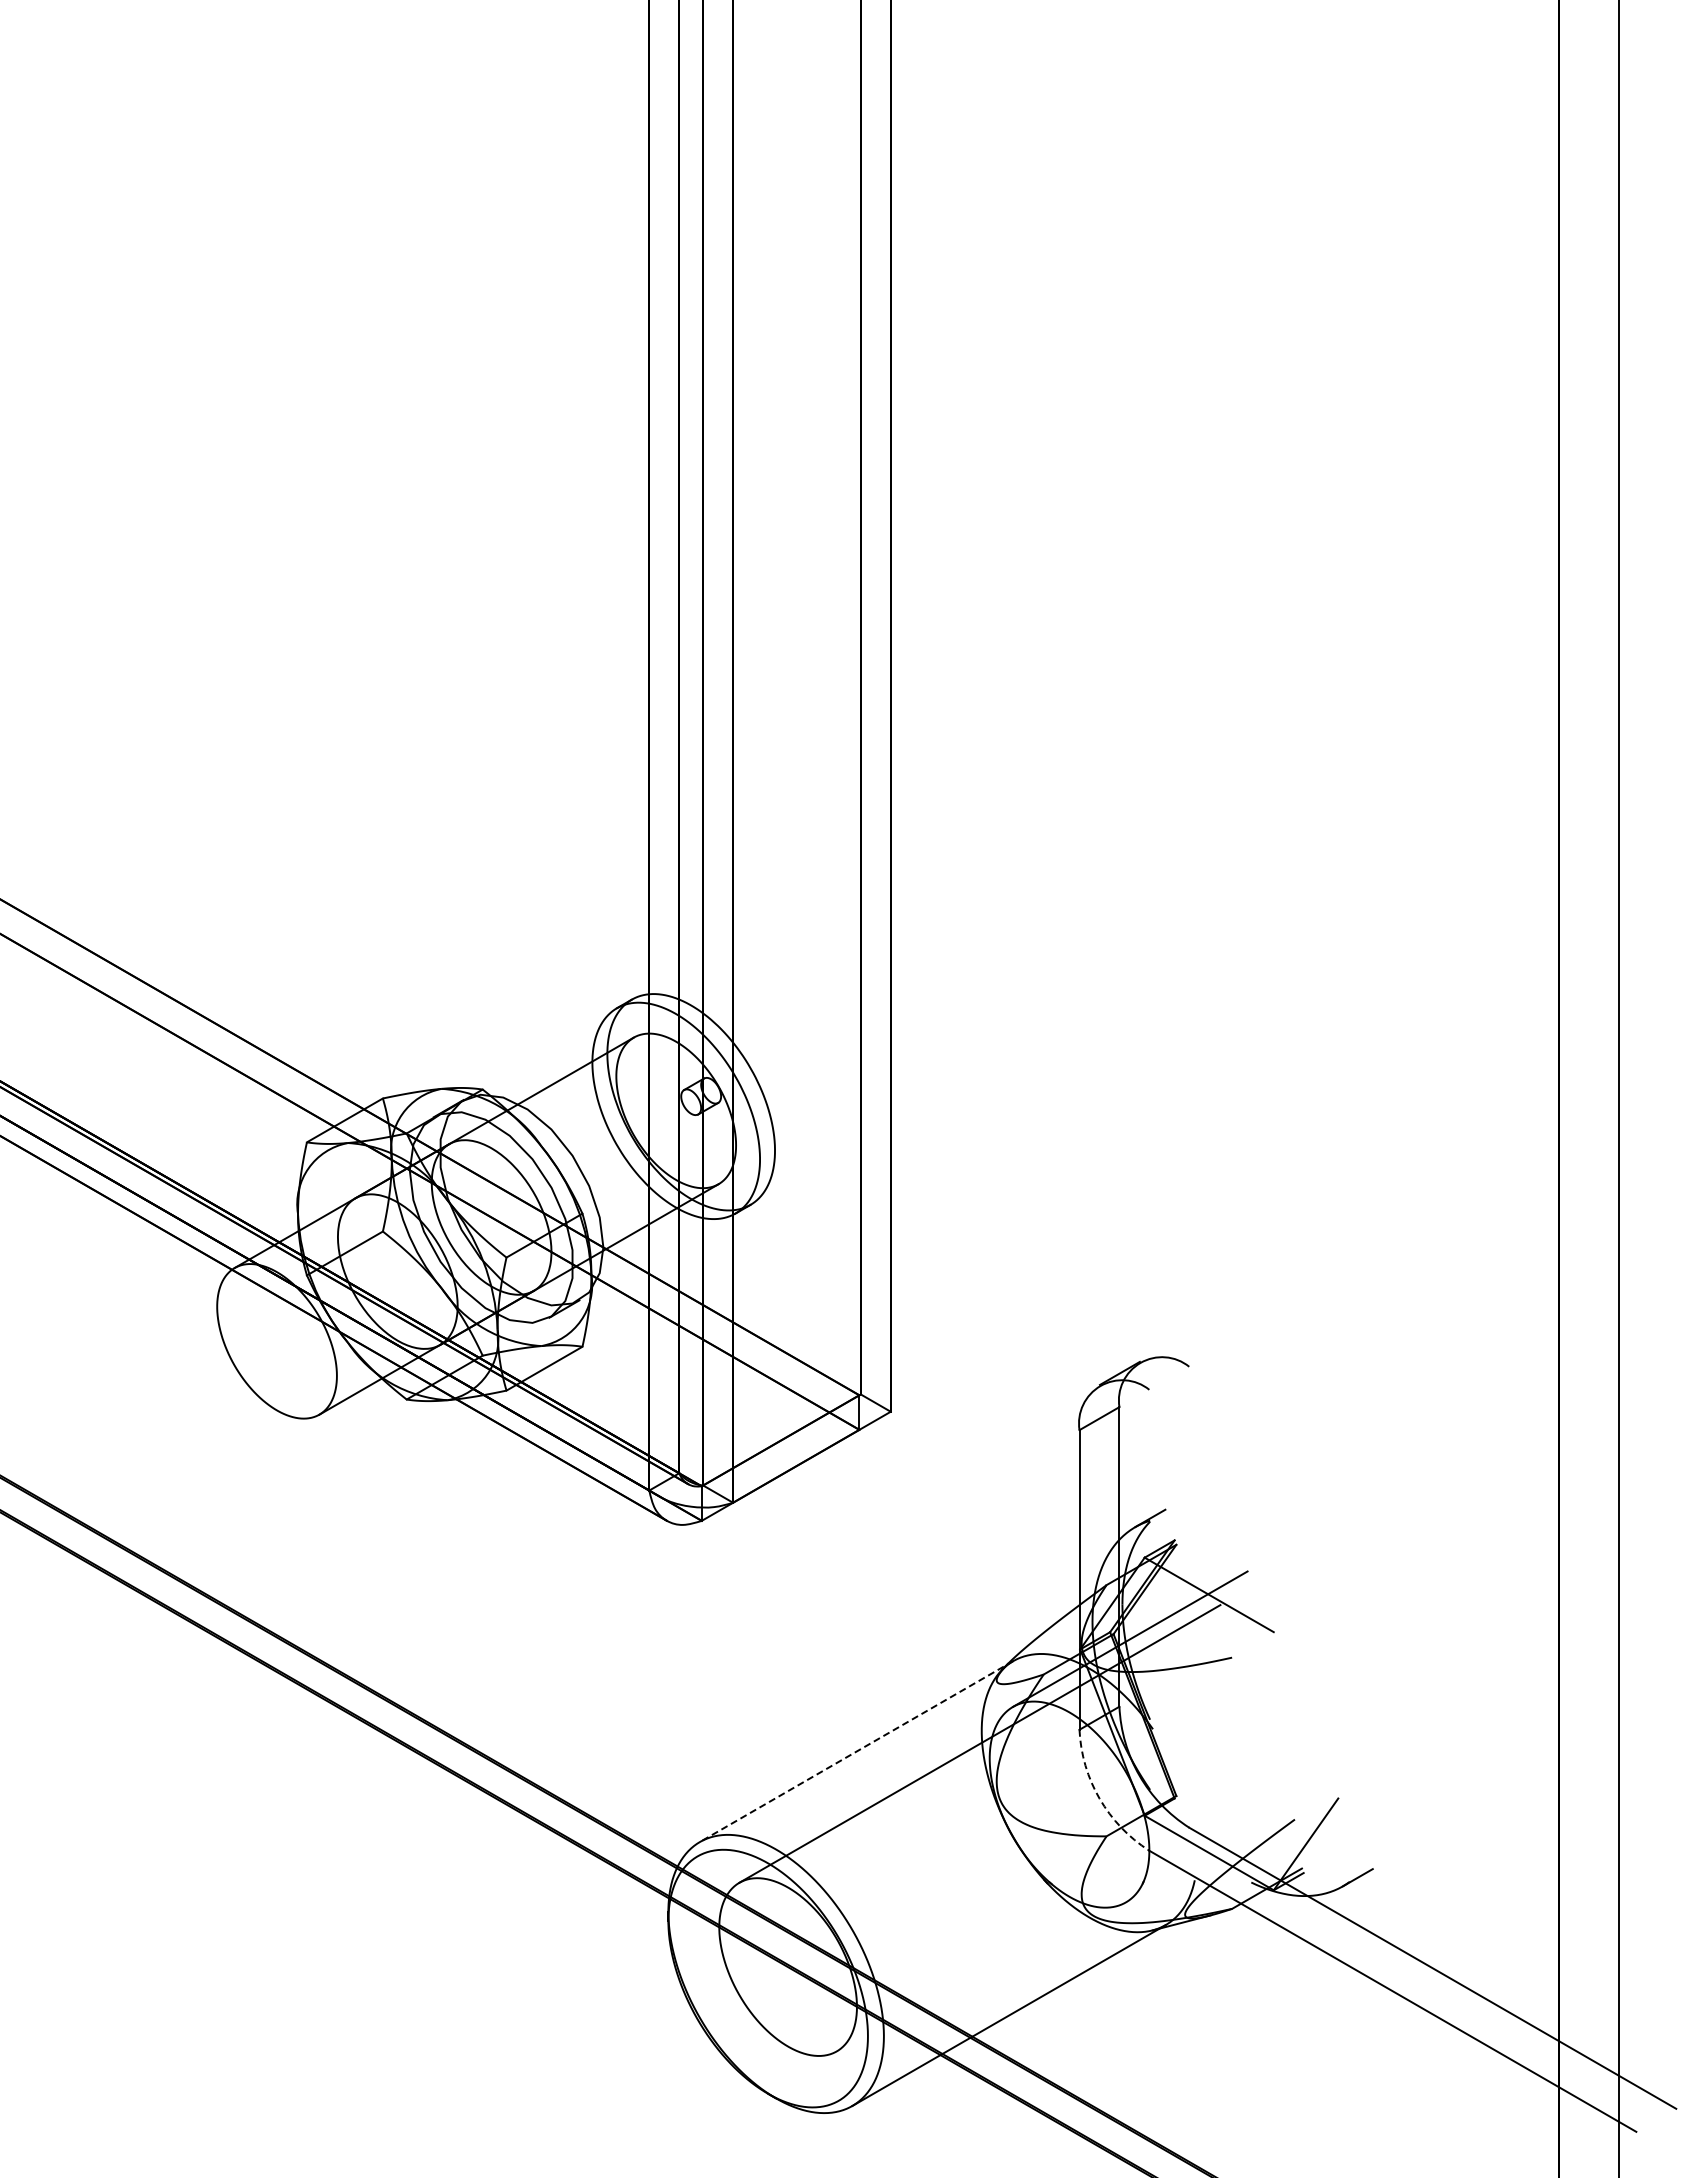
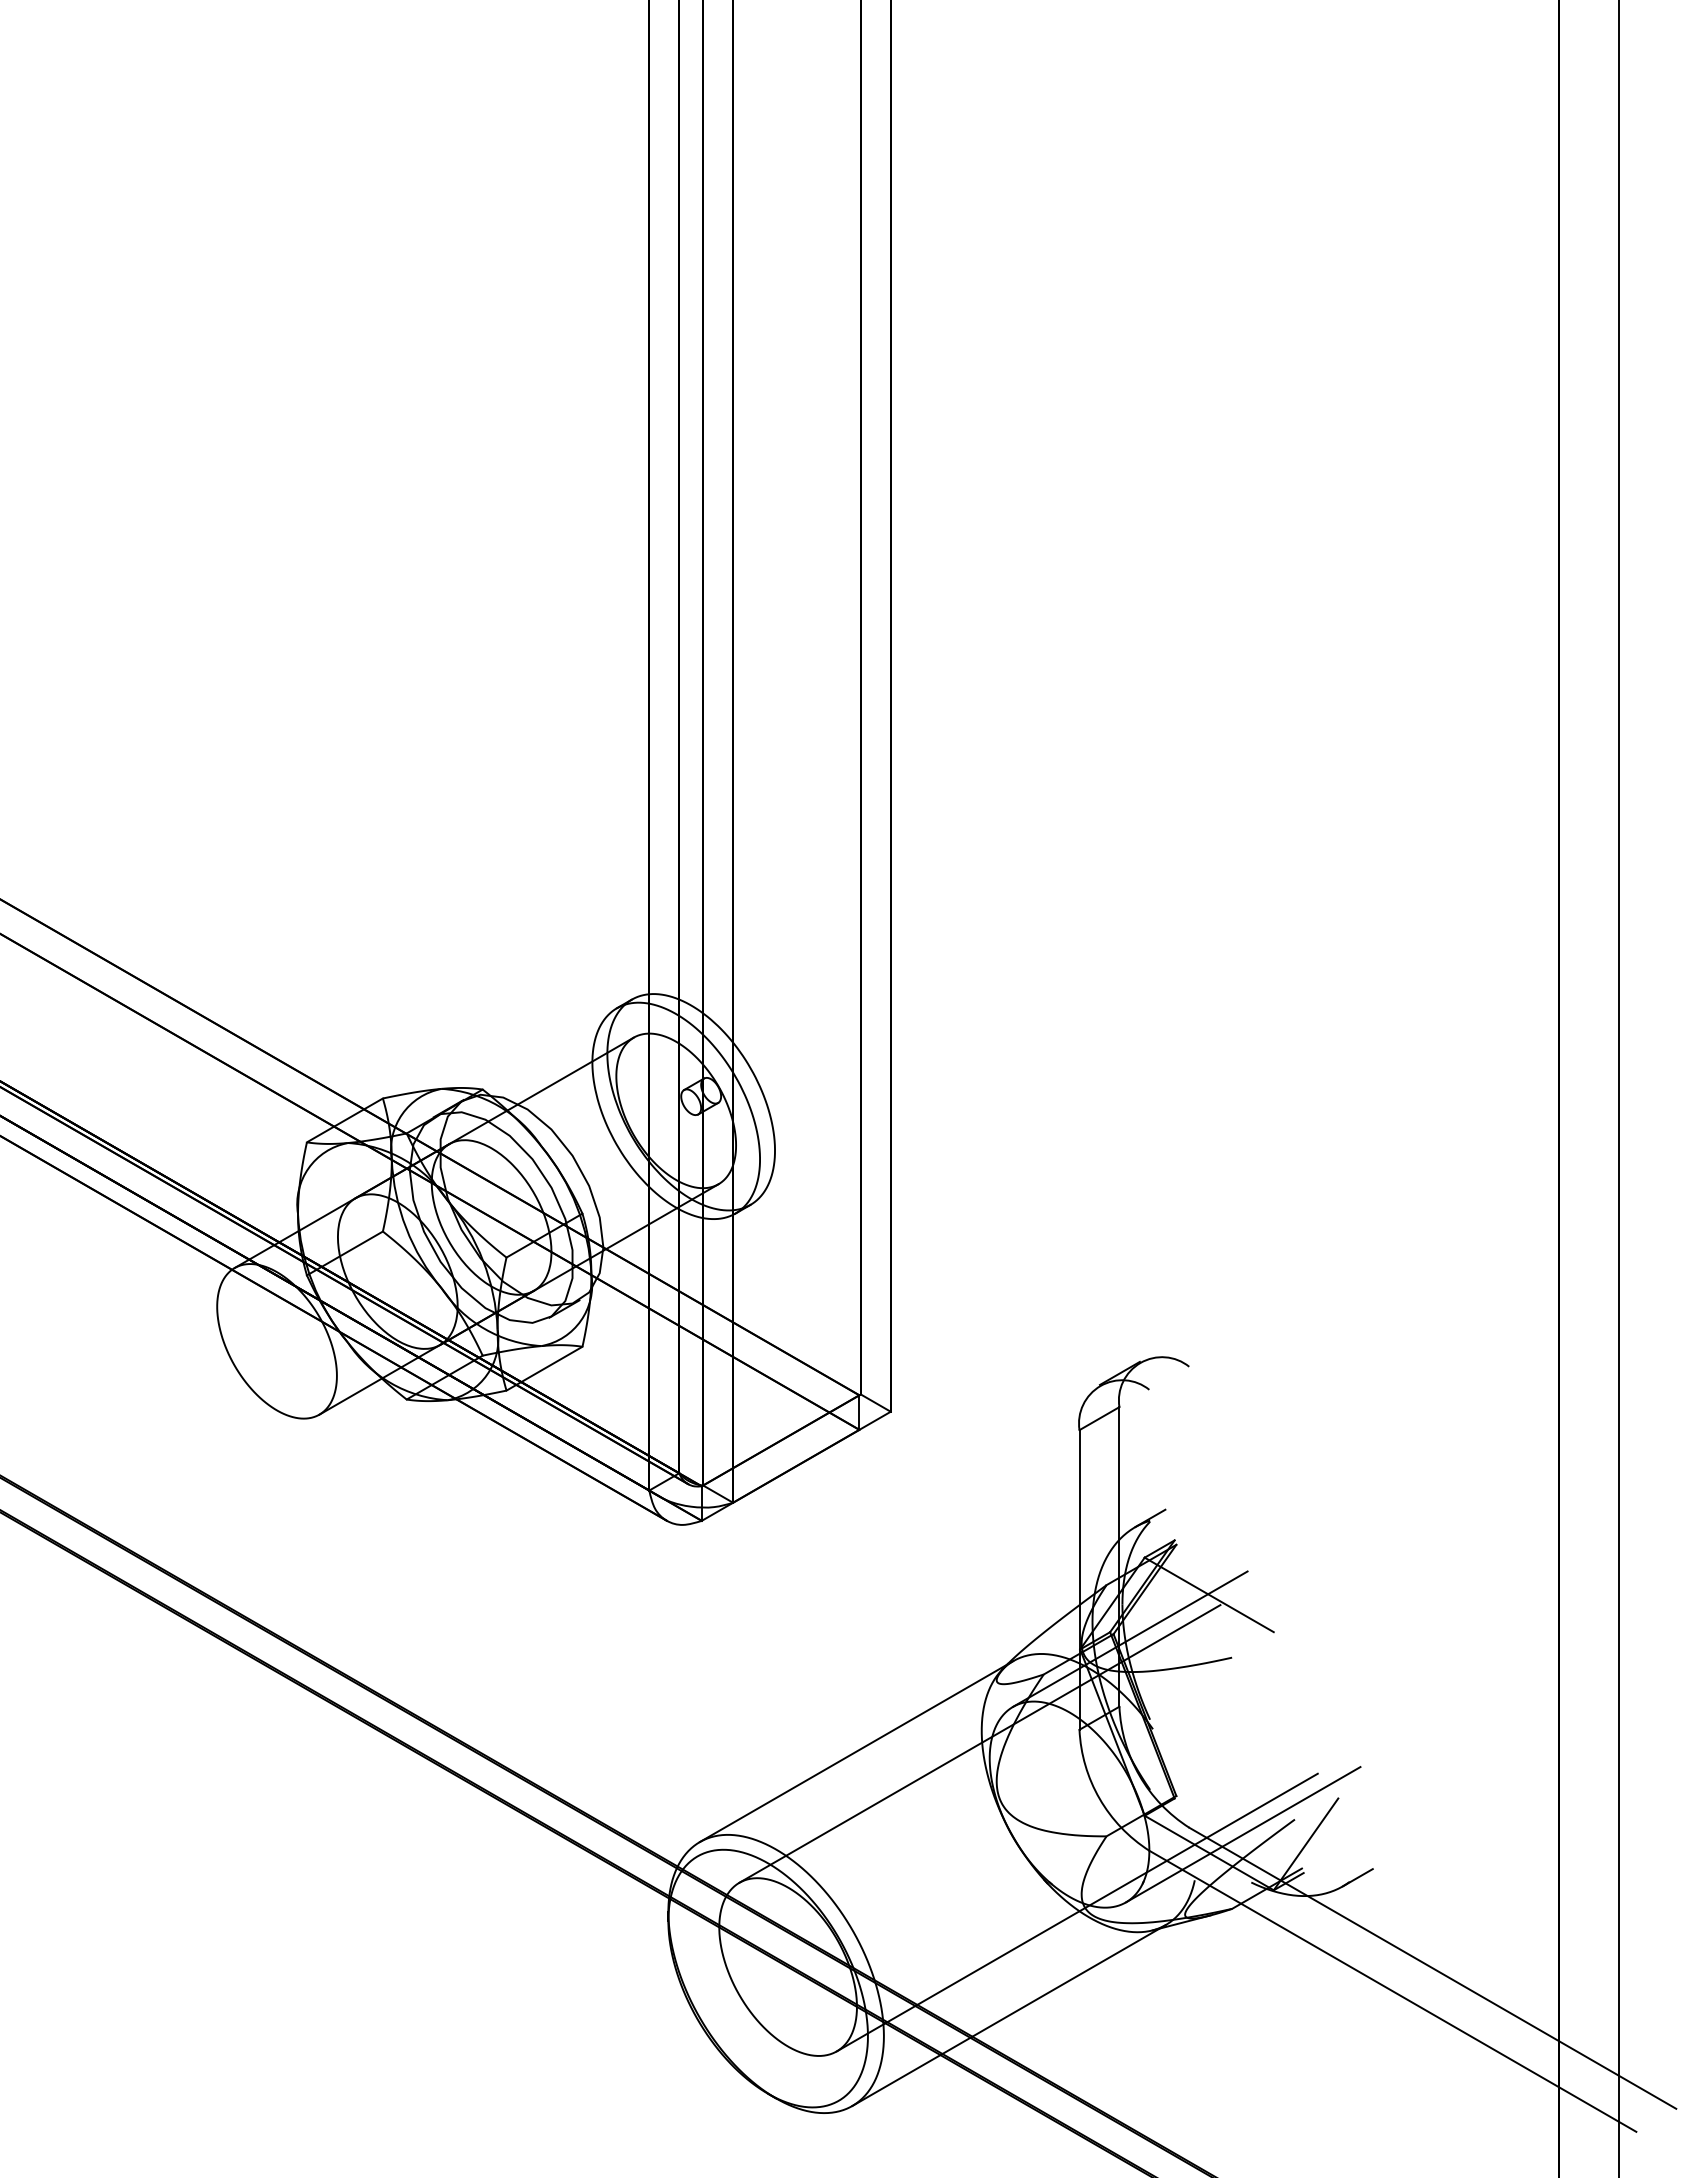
line: dashed -> solid (856, 1751)
arc: dashed -> solid (1099, 1798)
line: none -> present (1242, 1834)
line: none -> present (1076, 1912)
